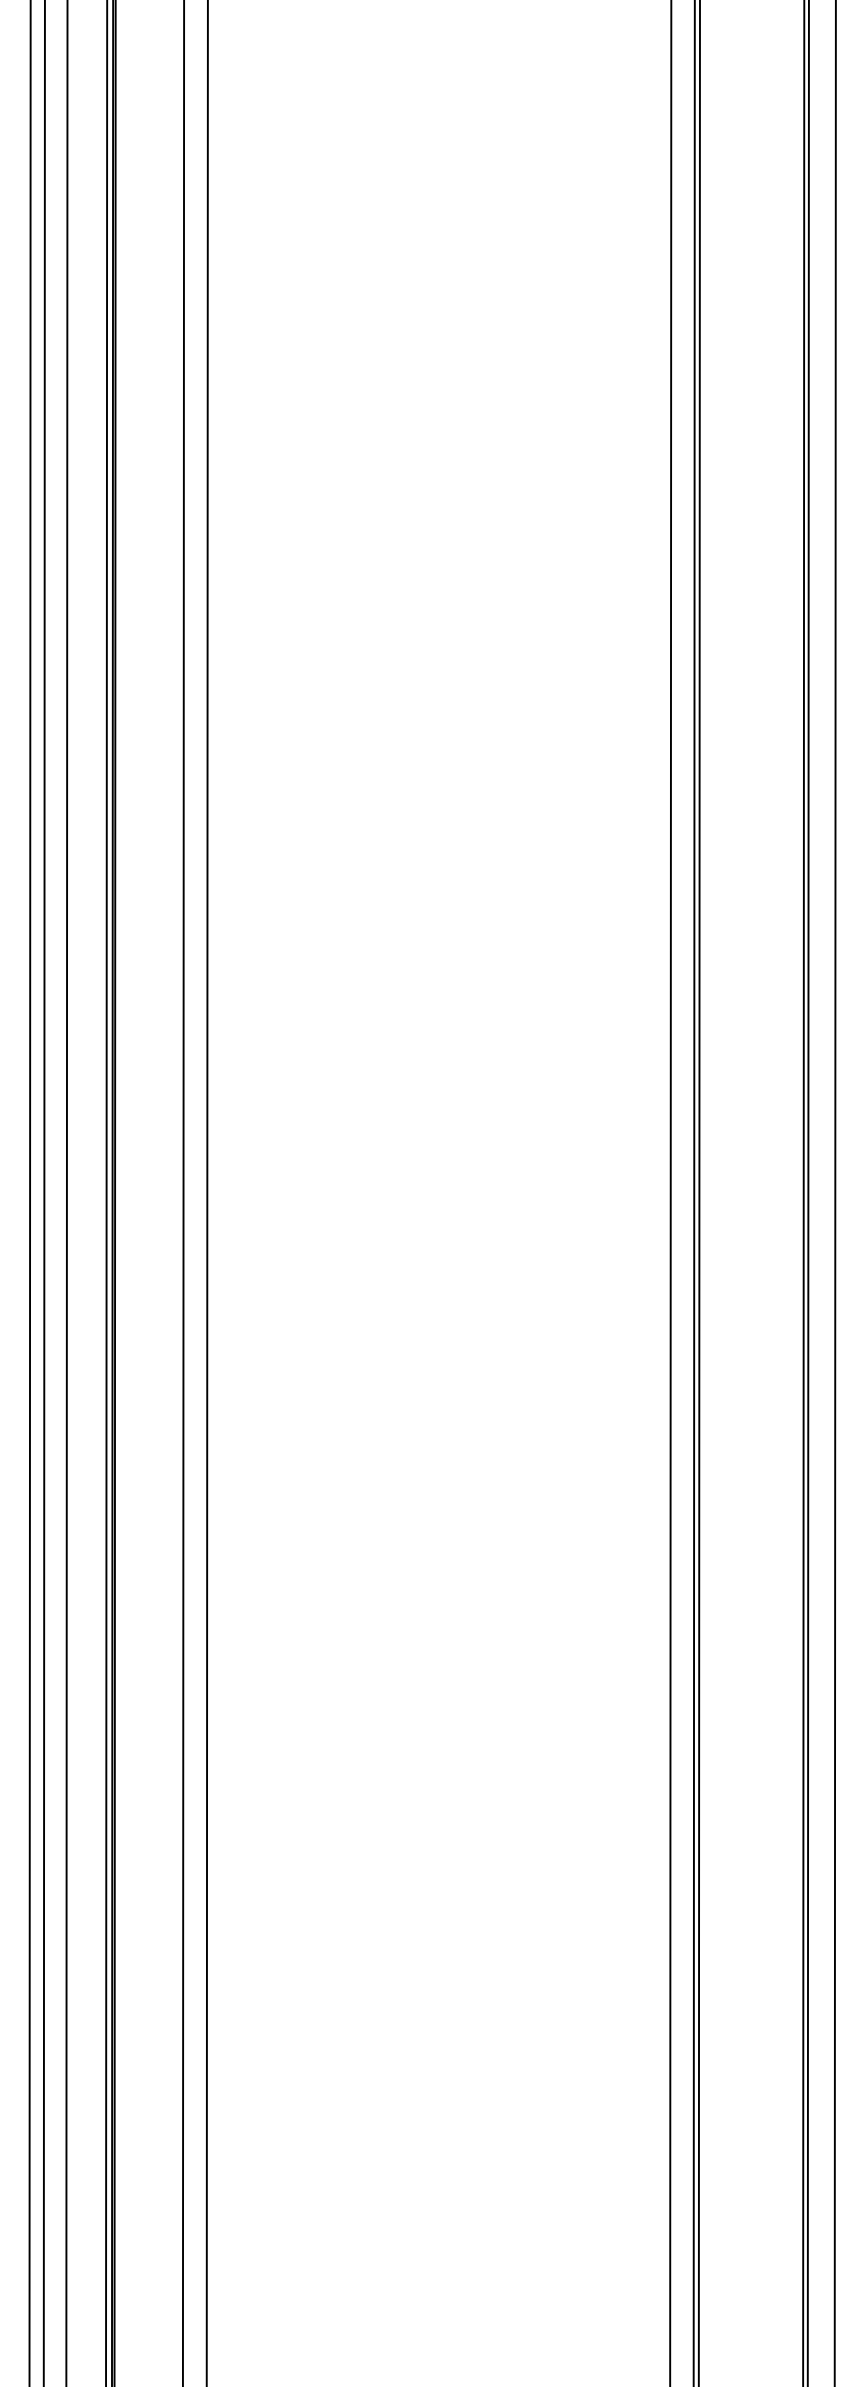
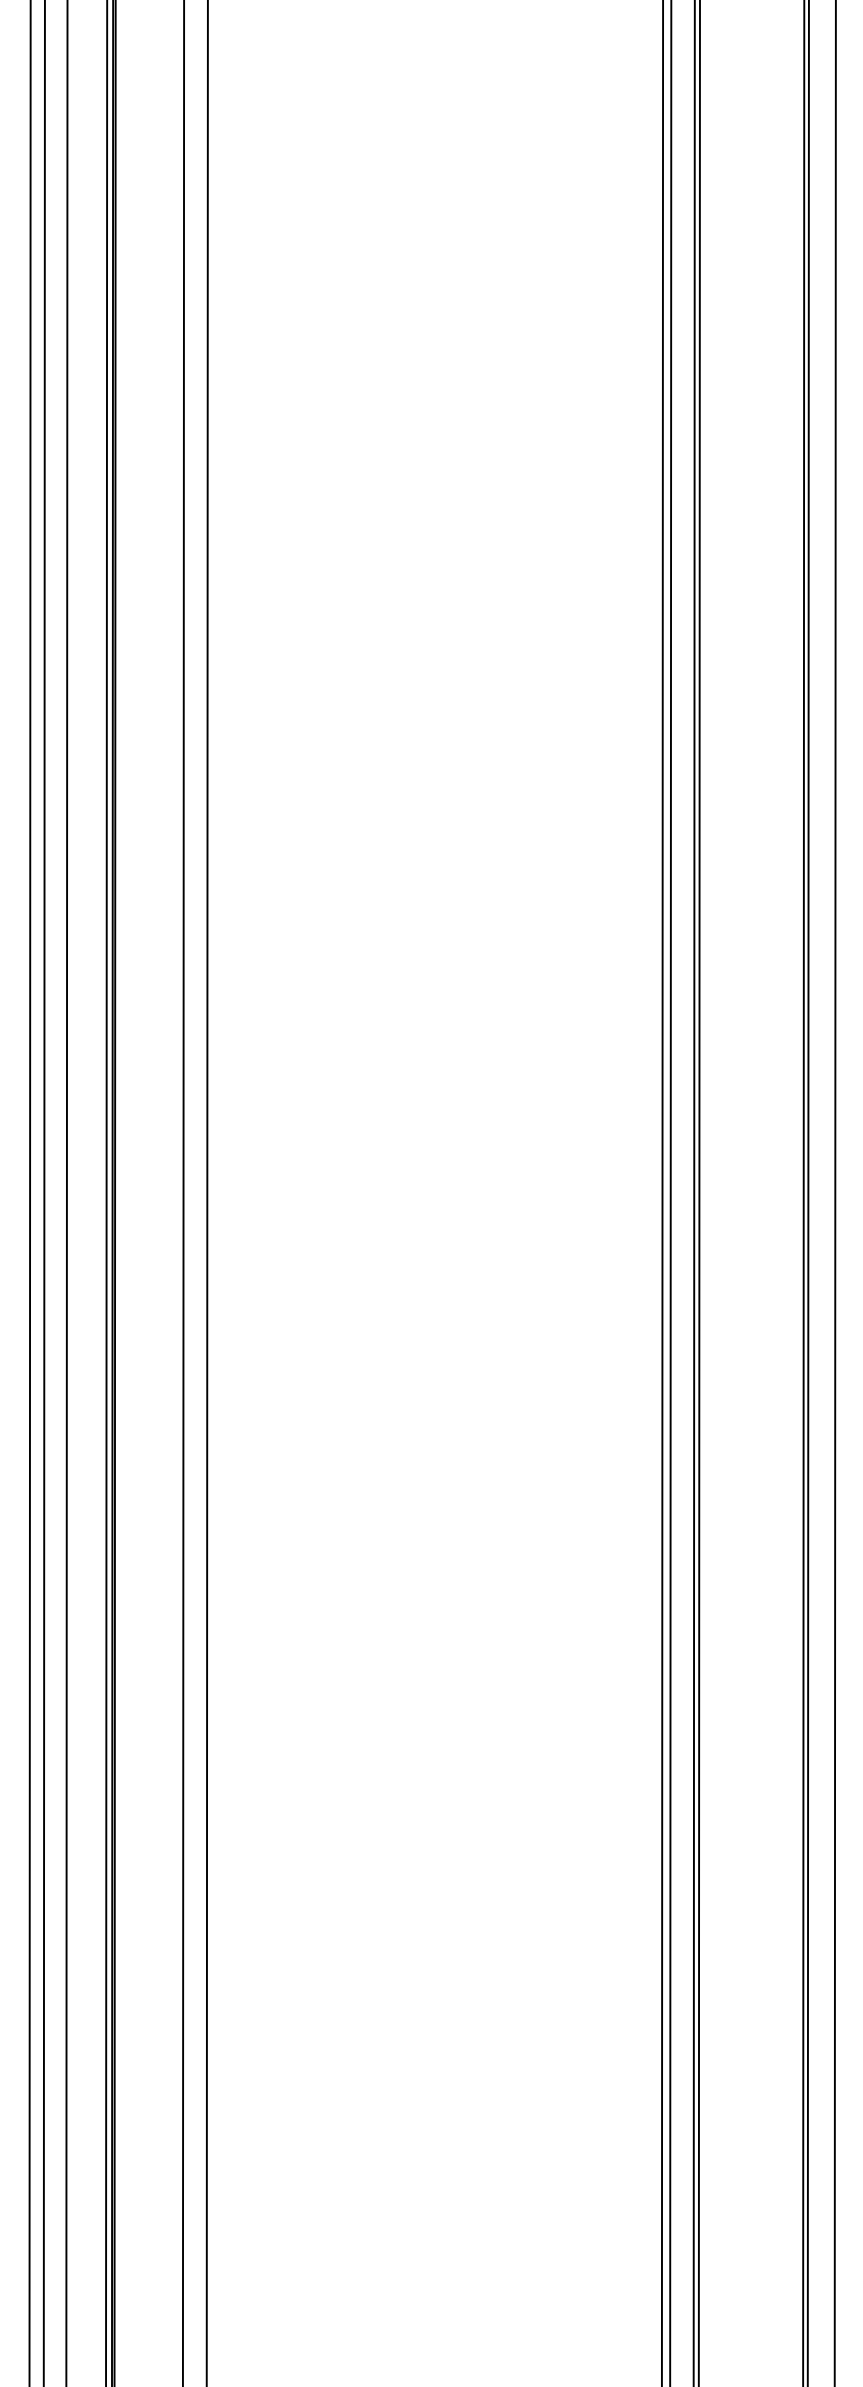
line: none -> present (662, 1192)
